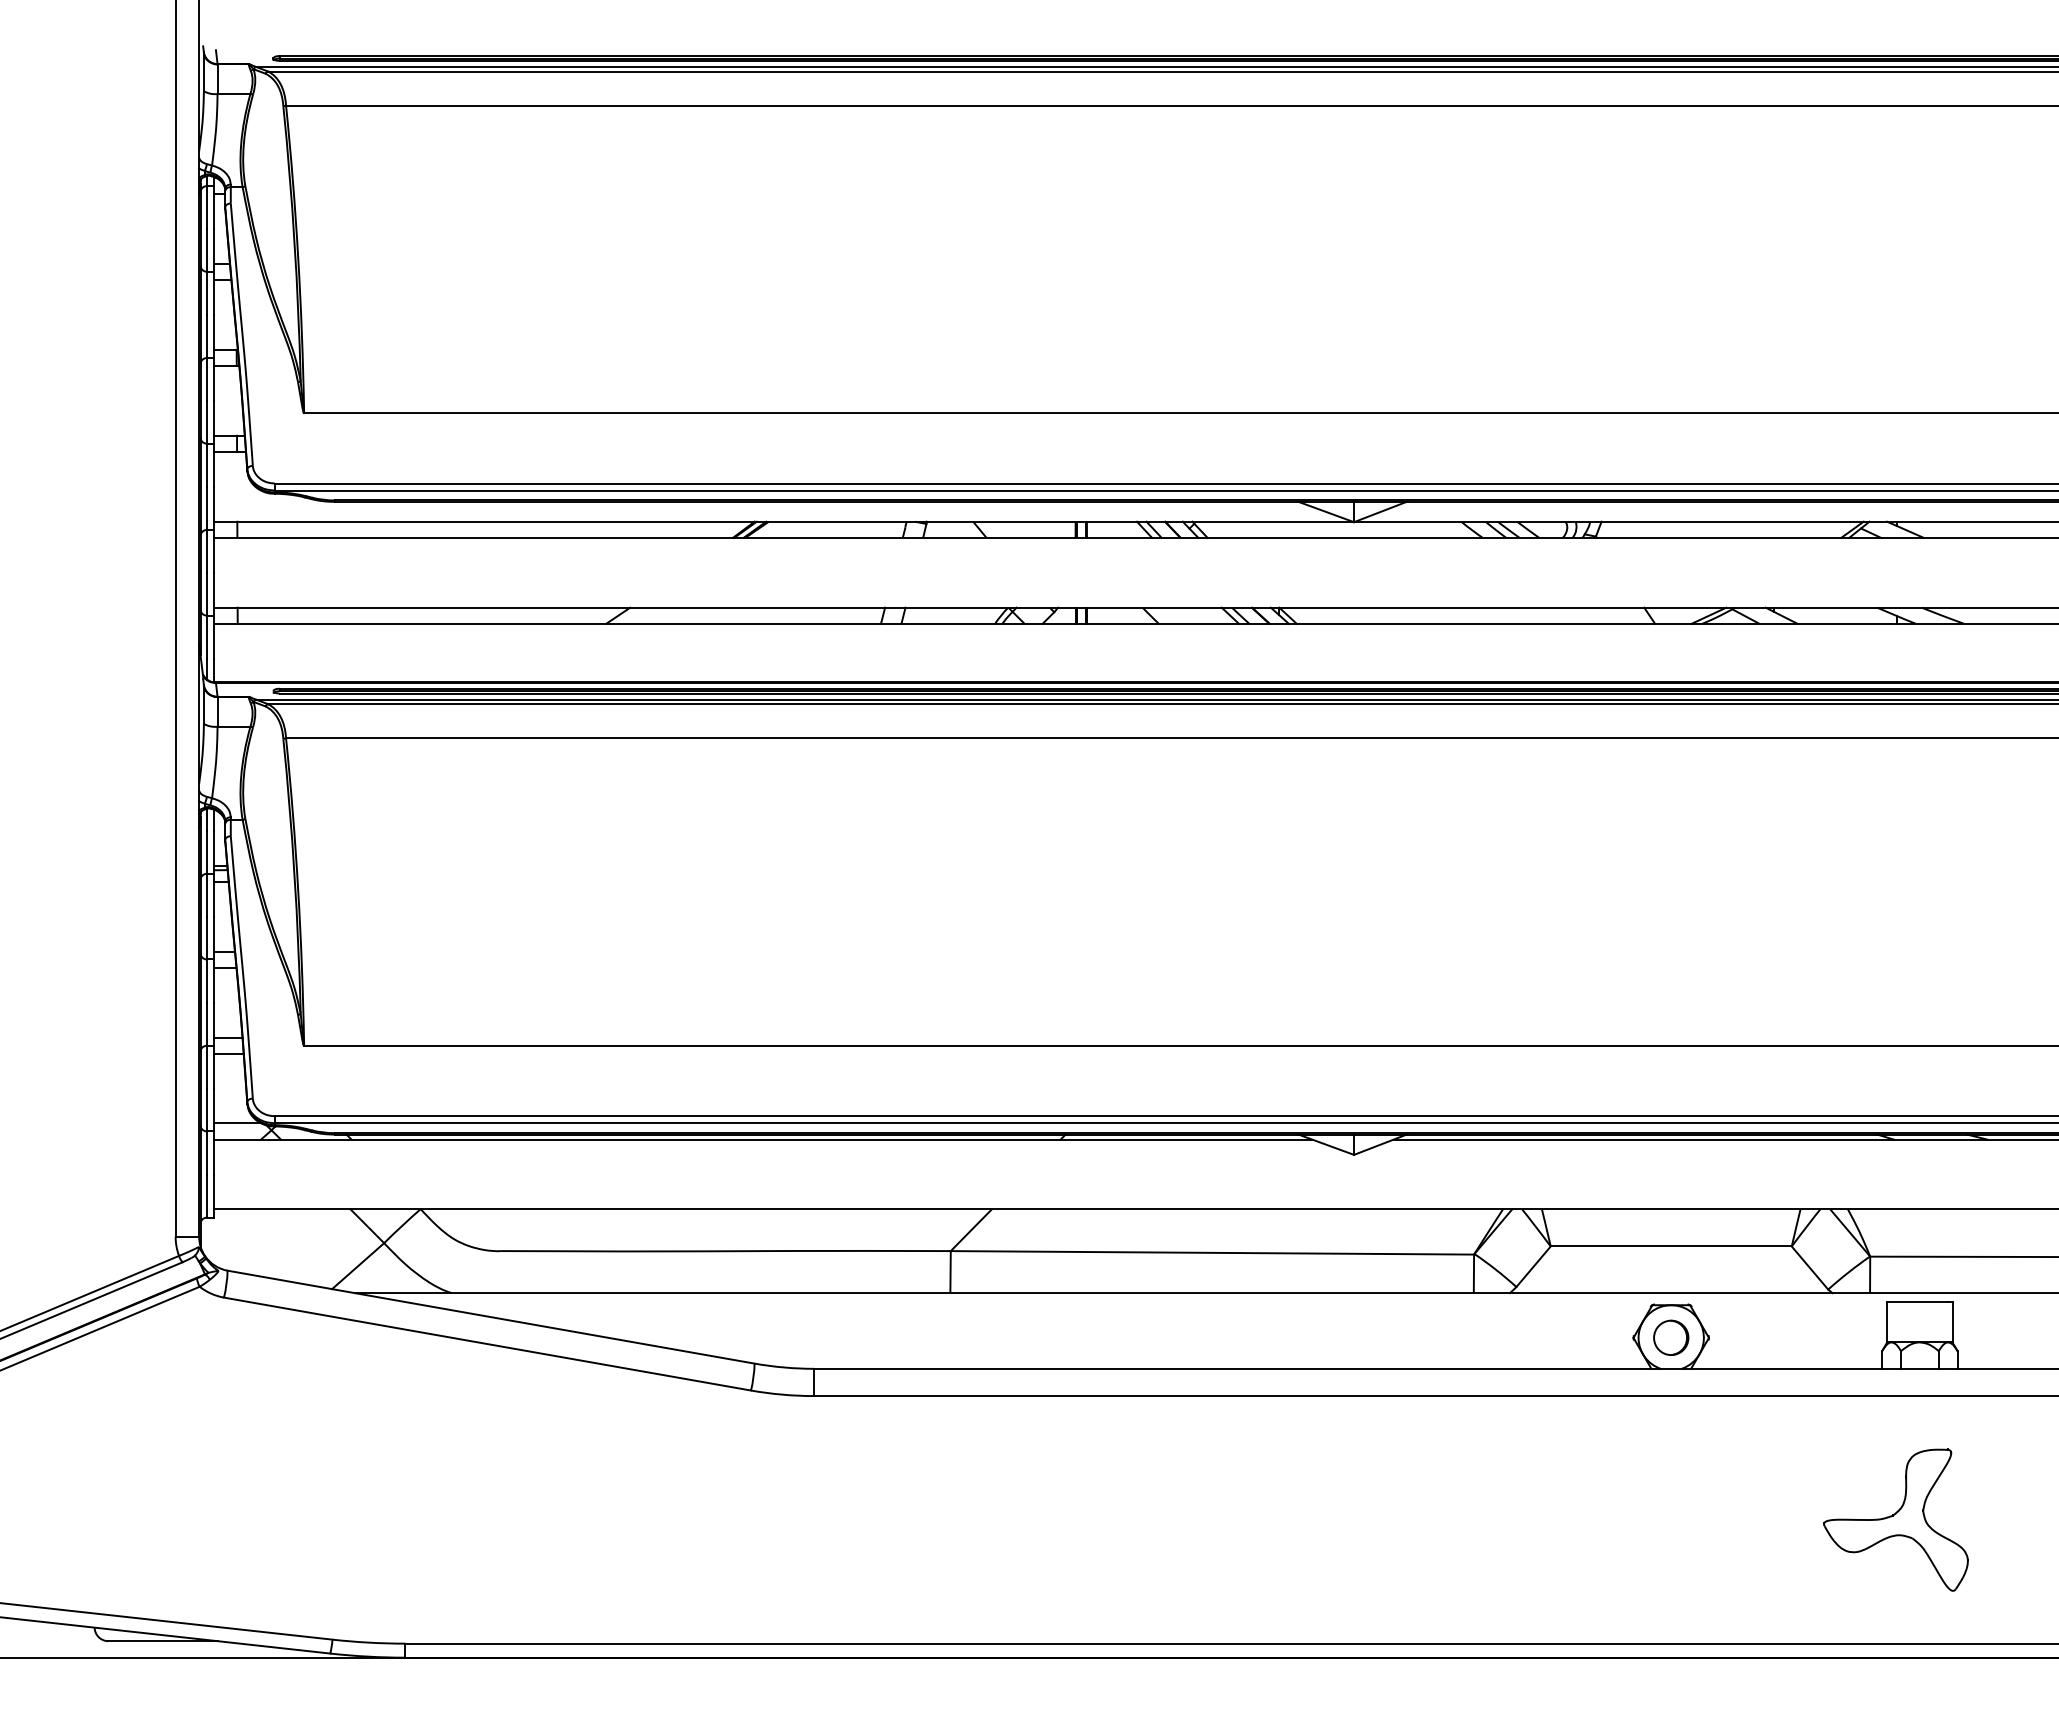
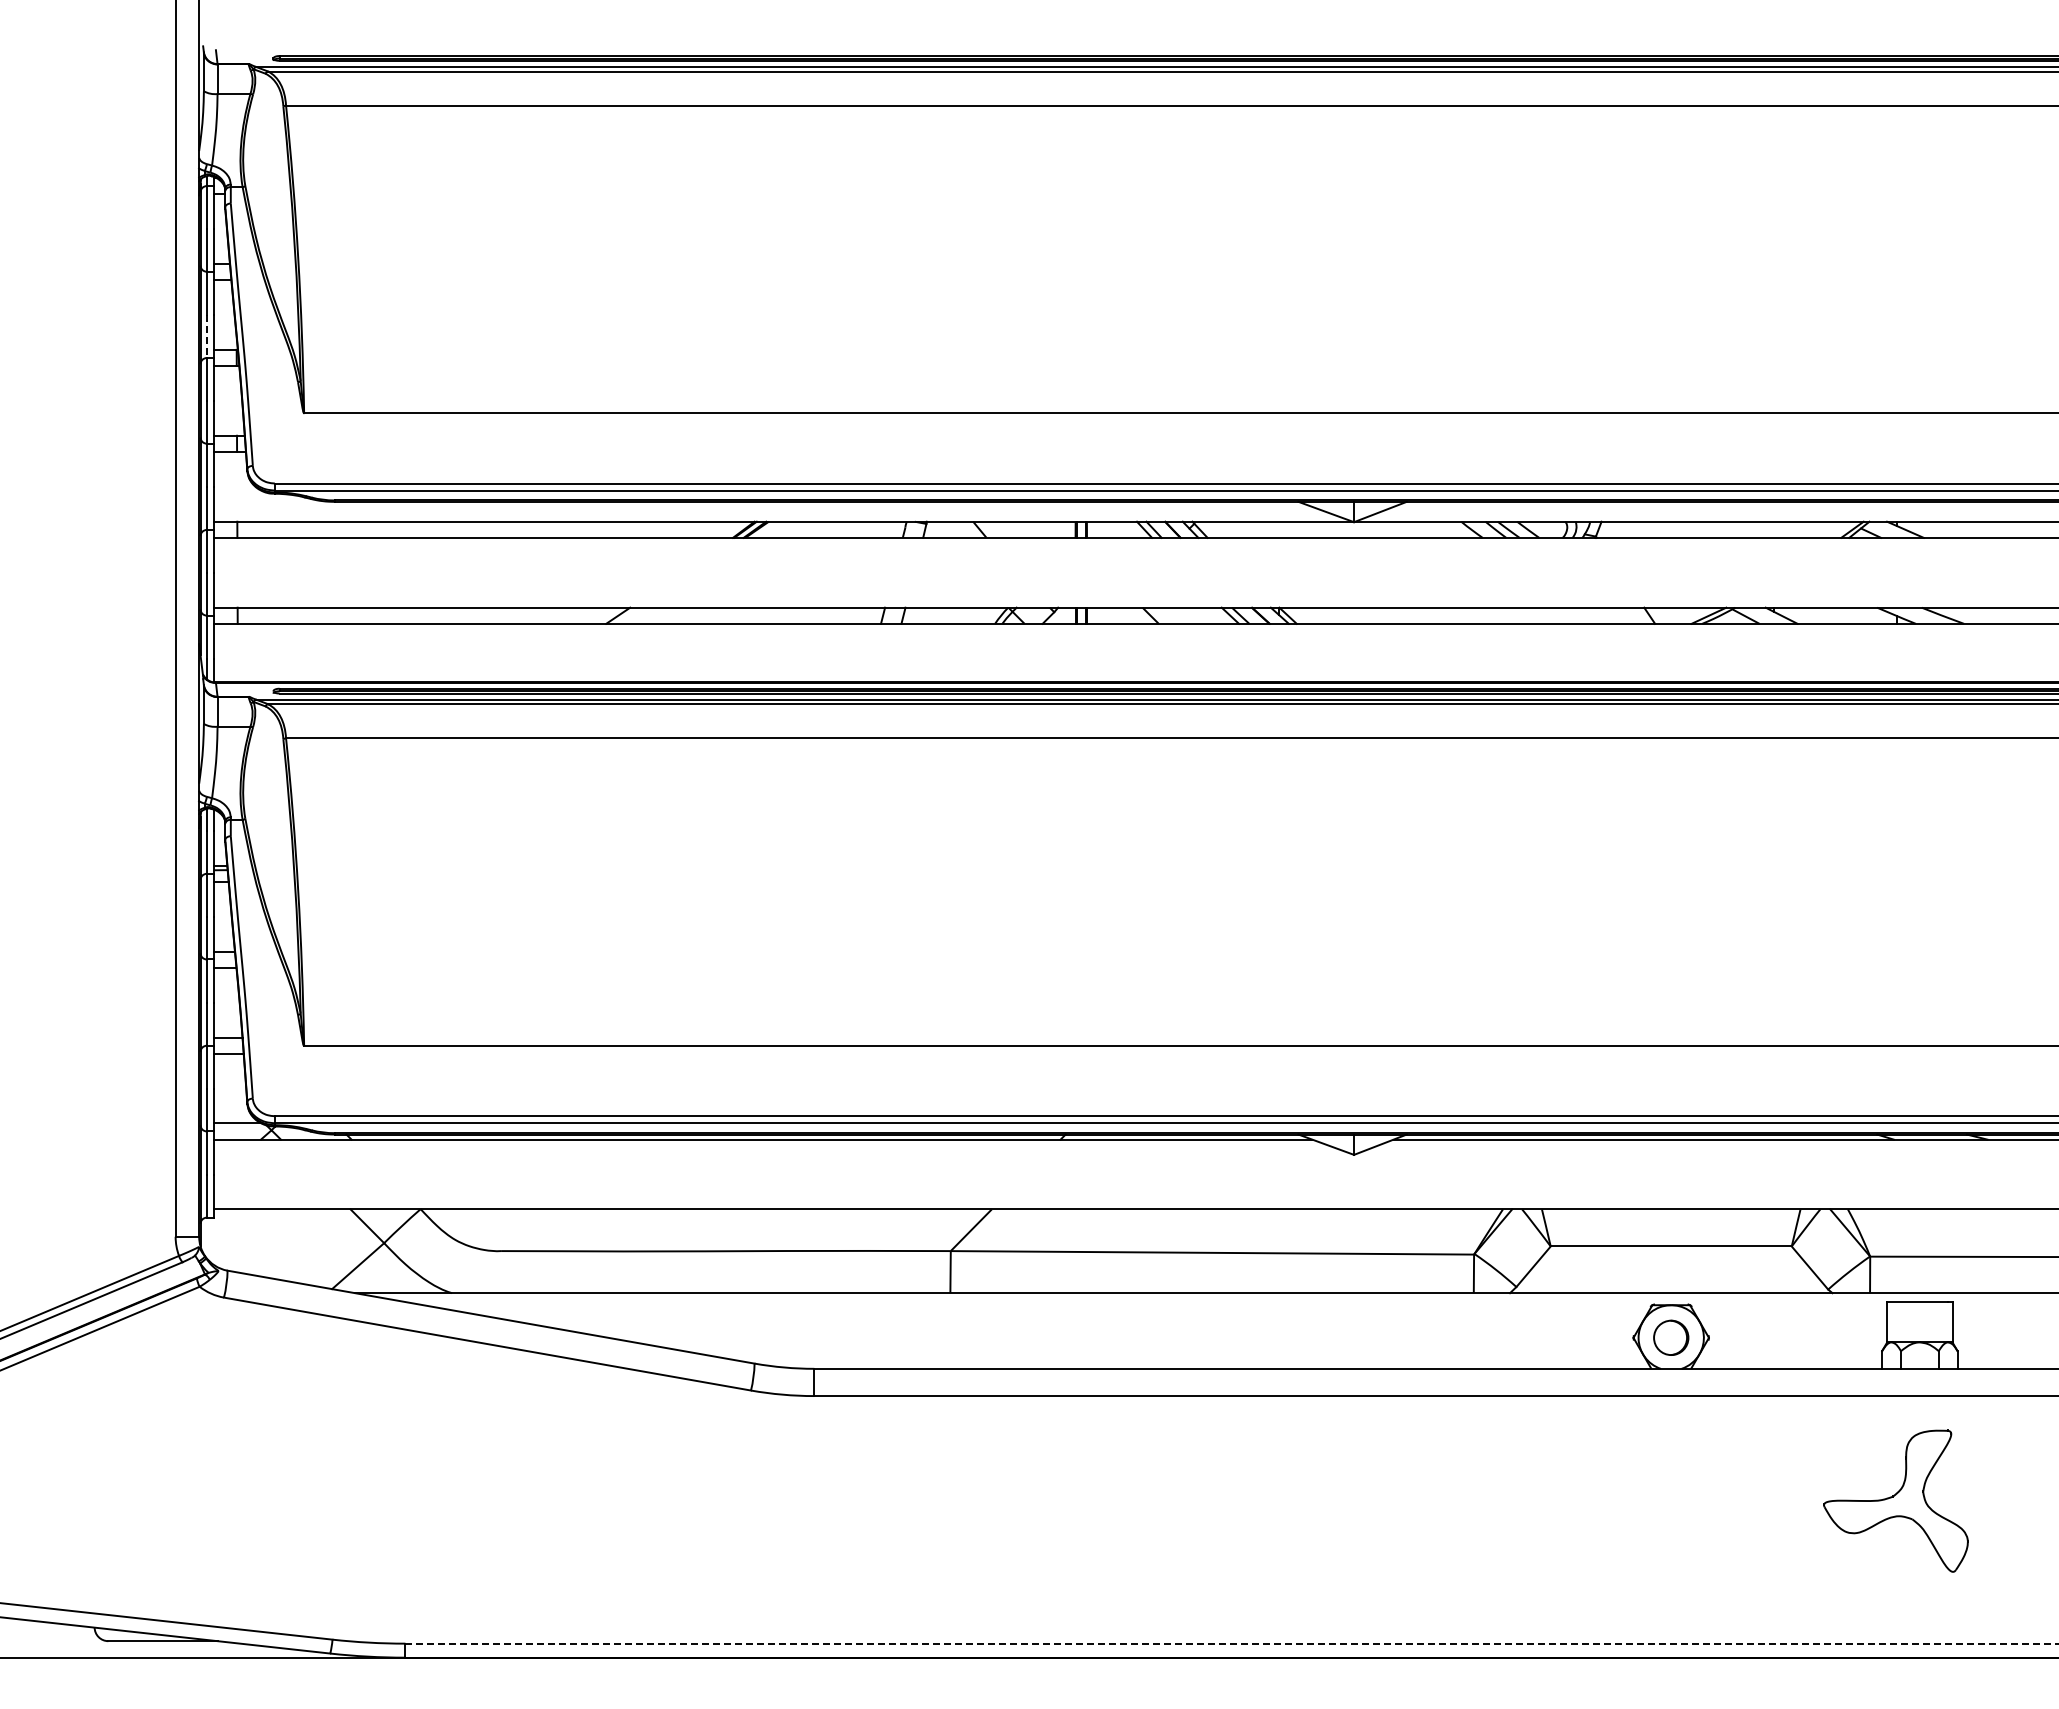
line: solid -> dashed (206, 336)
part position: (1895, 1519) -> (1895, 1500) (1895, 1500)
line: solid -> dashed (1232, 1643)
